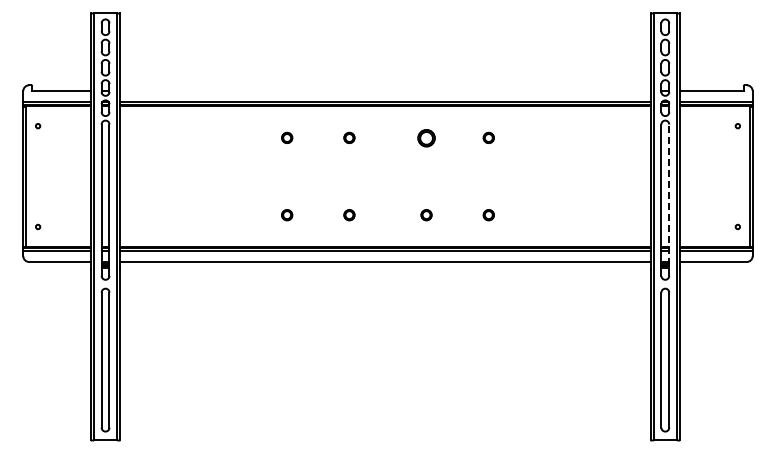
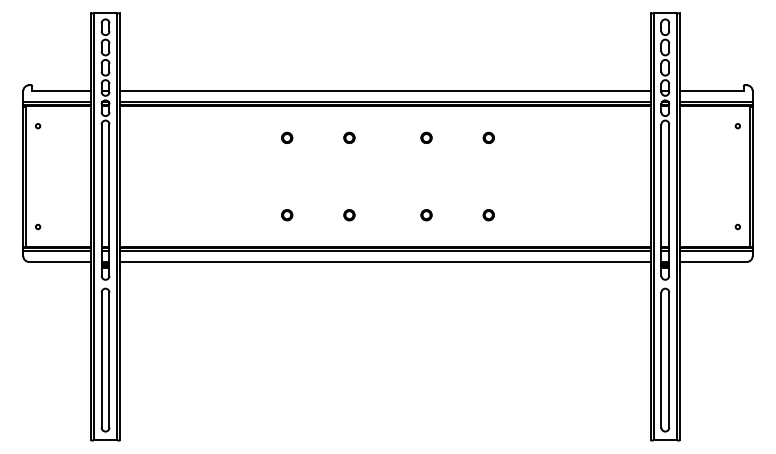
line: none -> present (385, 91)
part size: 19x19 px -> 13x13 px (426, 137)
line: dashed -> solid (669, 200)
